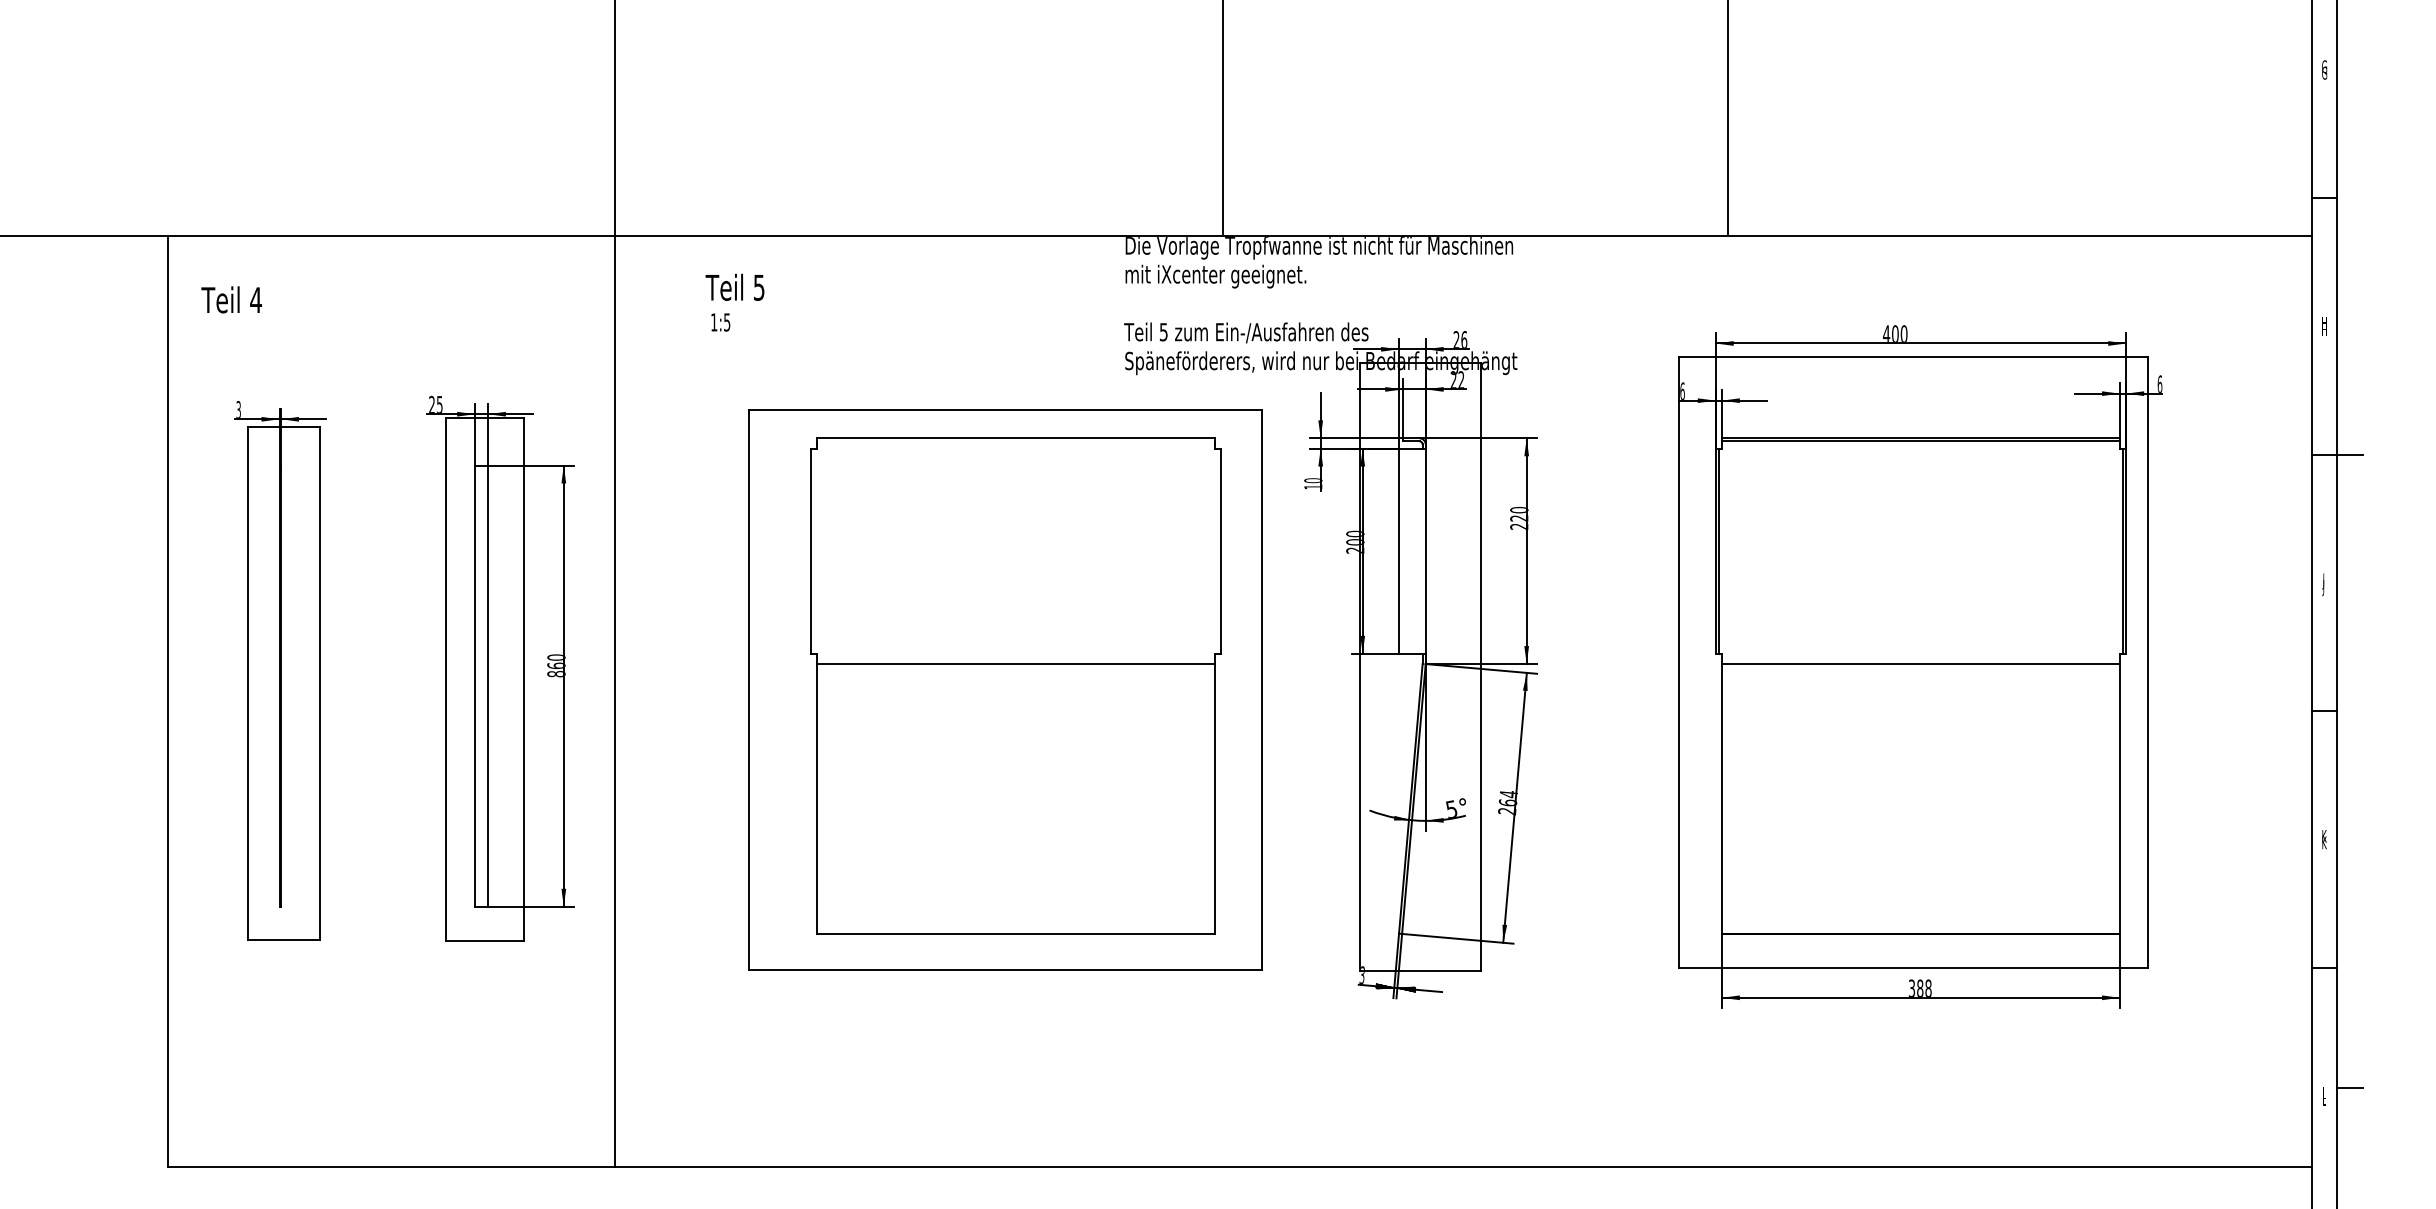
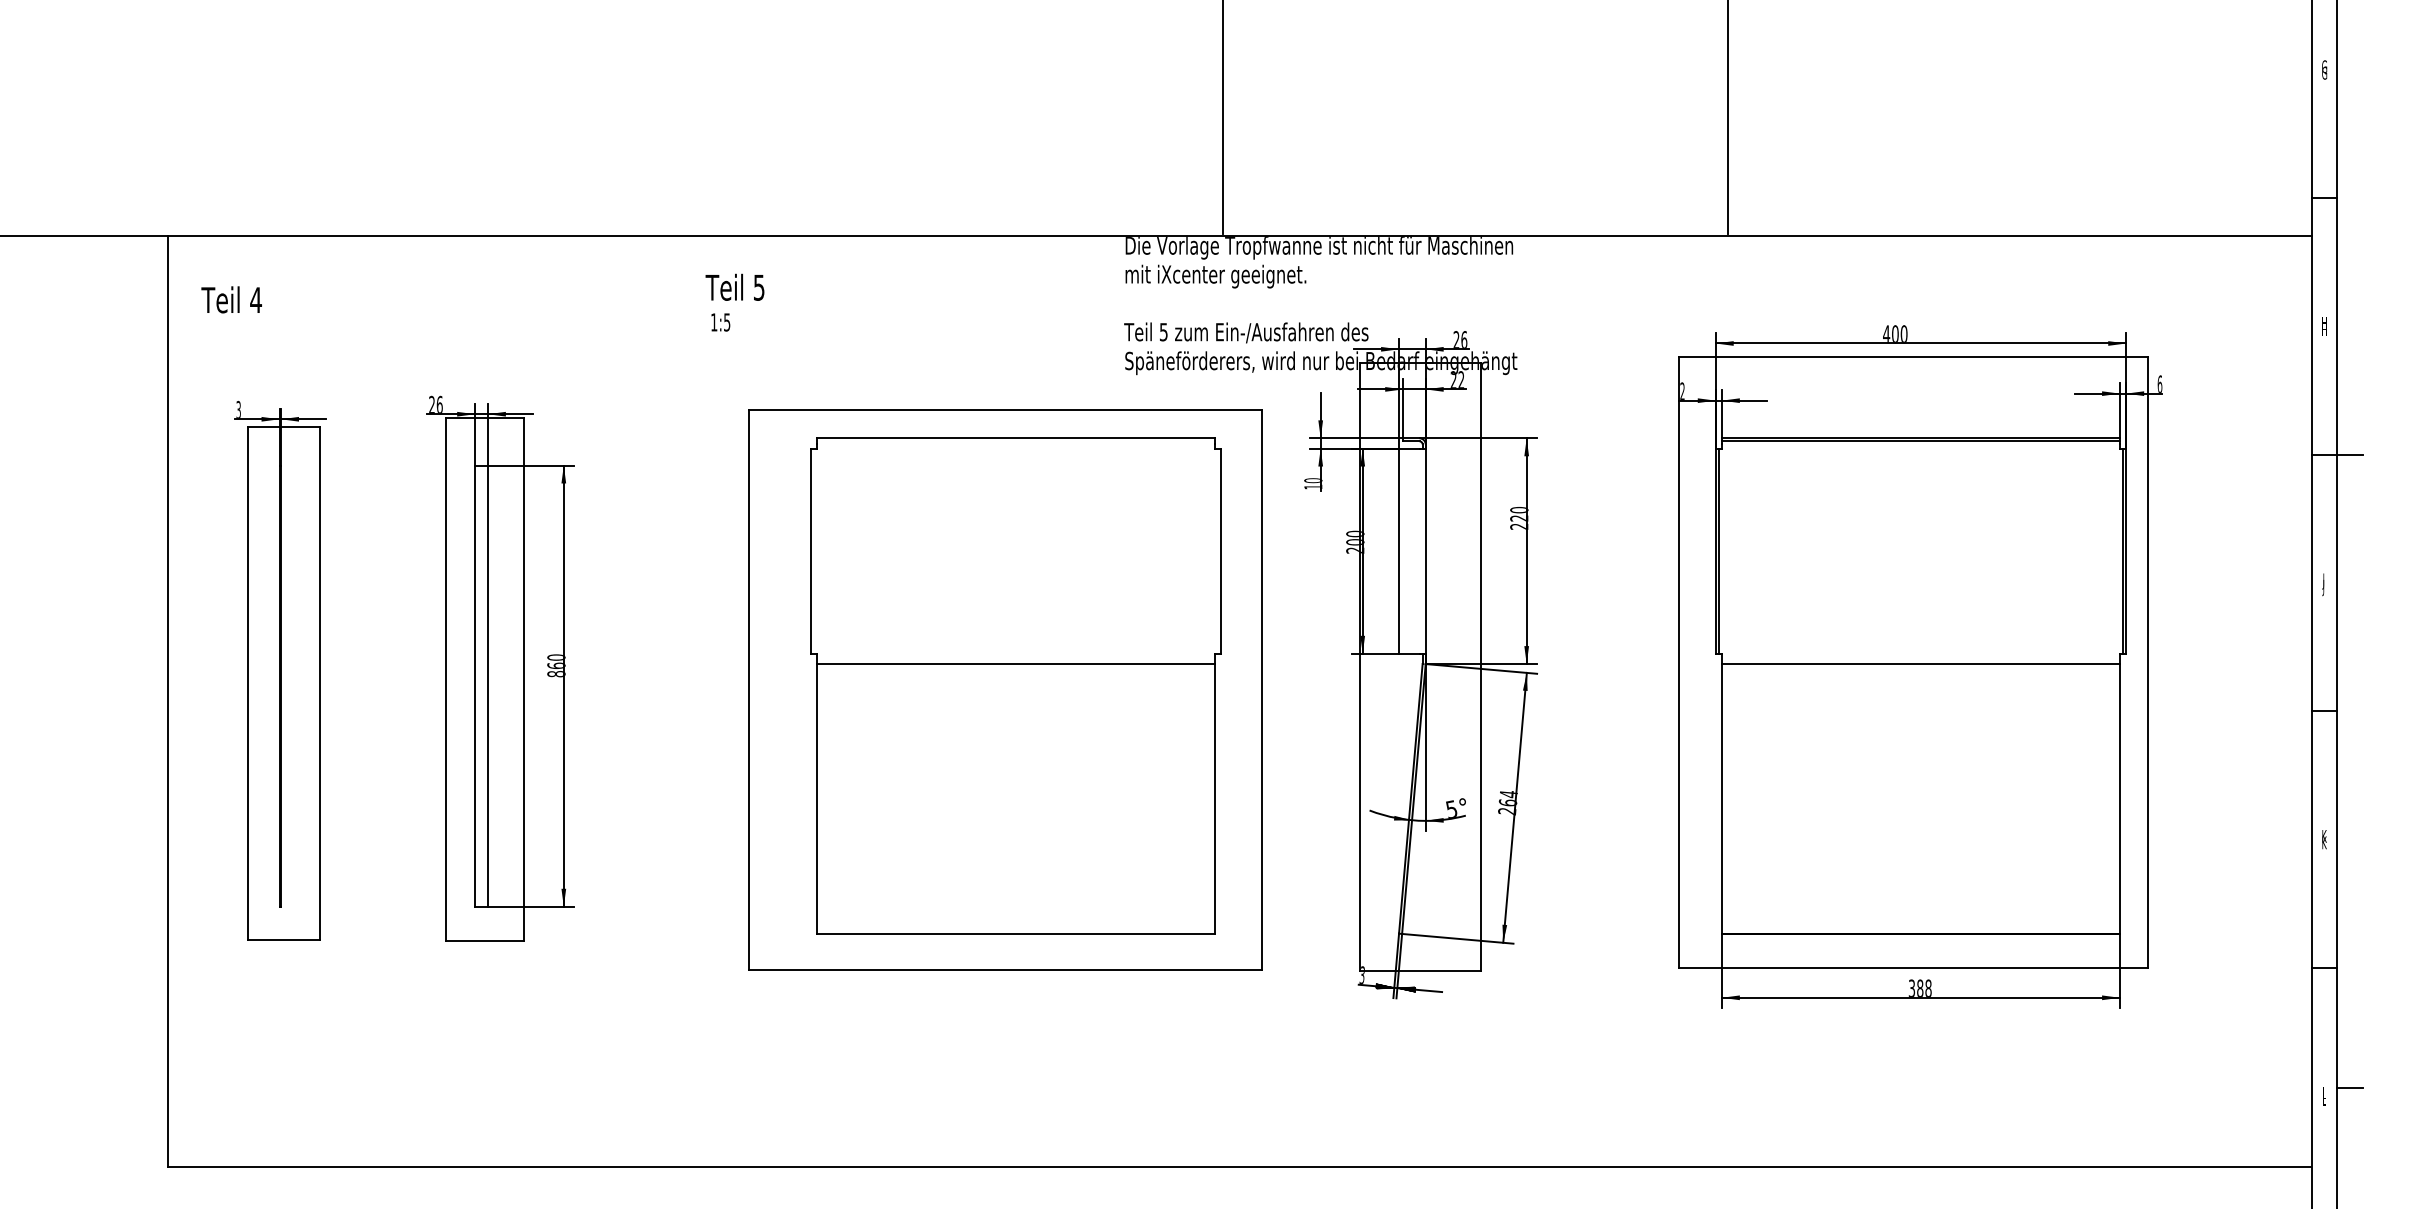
text: 6 -> 2 (1682, 390)
text: 25 -> 26 (439, 403)
line: present -> none (615, 584)
